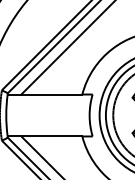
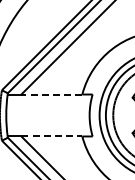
line: solid -> dashed (51, 94)
line: solid -> dashed (52, 136)
